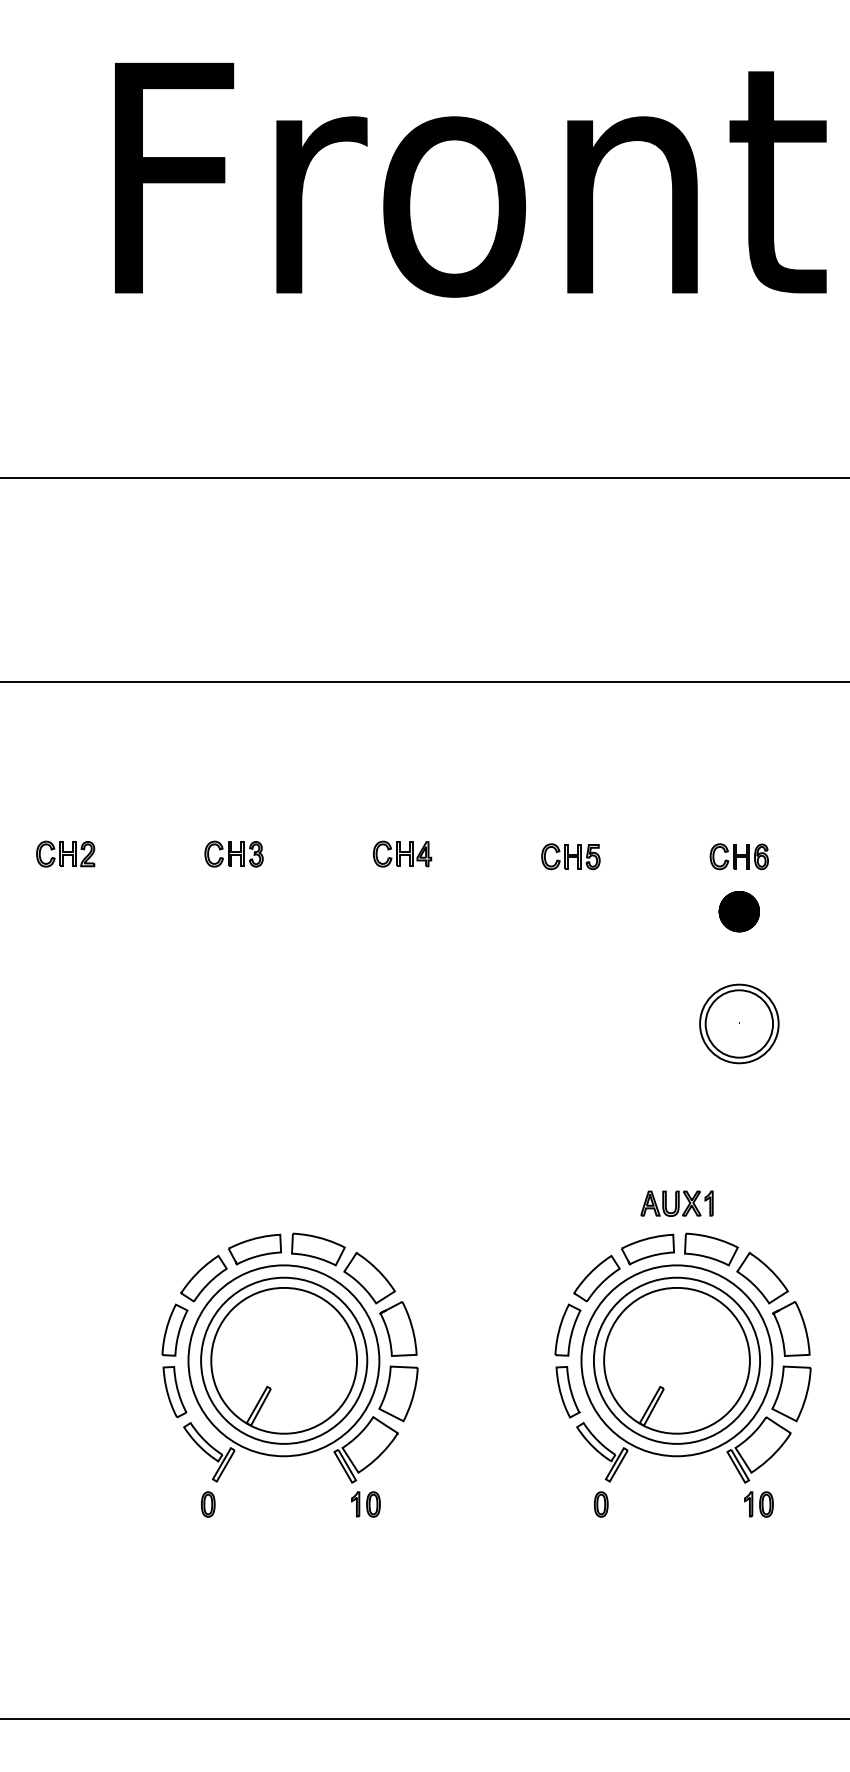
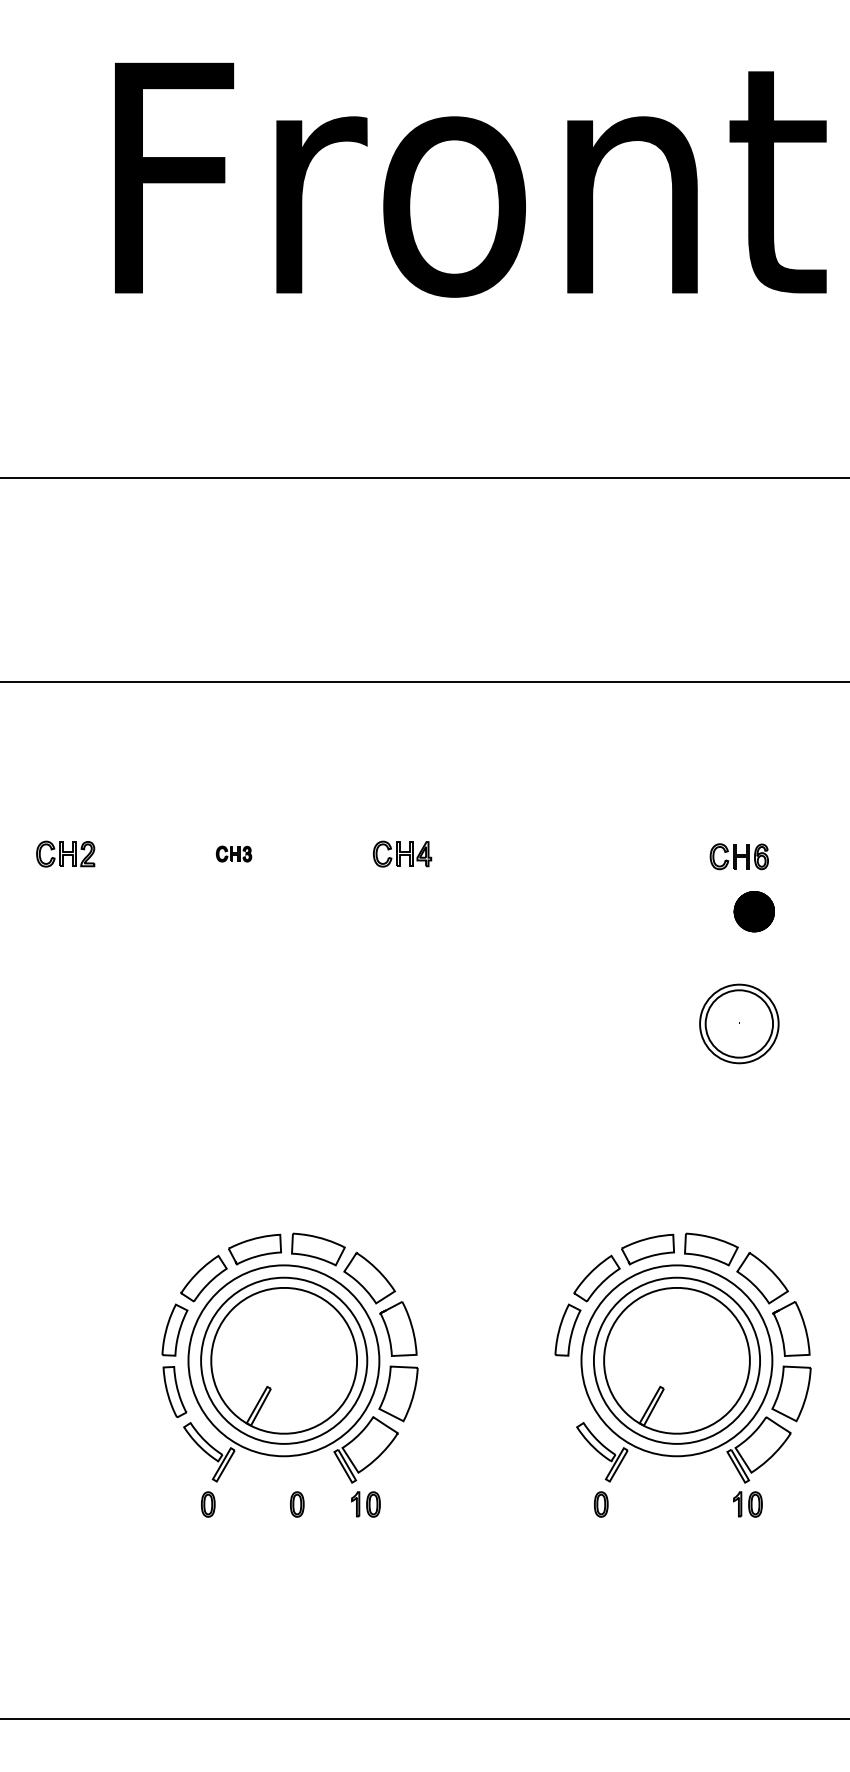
part size: 60x28 px -> 37x18 px (234, 853)
part: present -> none (570, 856)
part position: (738, 911) -> (753, 911) (753, 911)
part: present -> none (676, 1203)
part: present -> none (567, 1392)
part: none -> present (297, 1504)
part position: (758, 1504) -> (747, 1504) (747, 1504)
